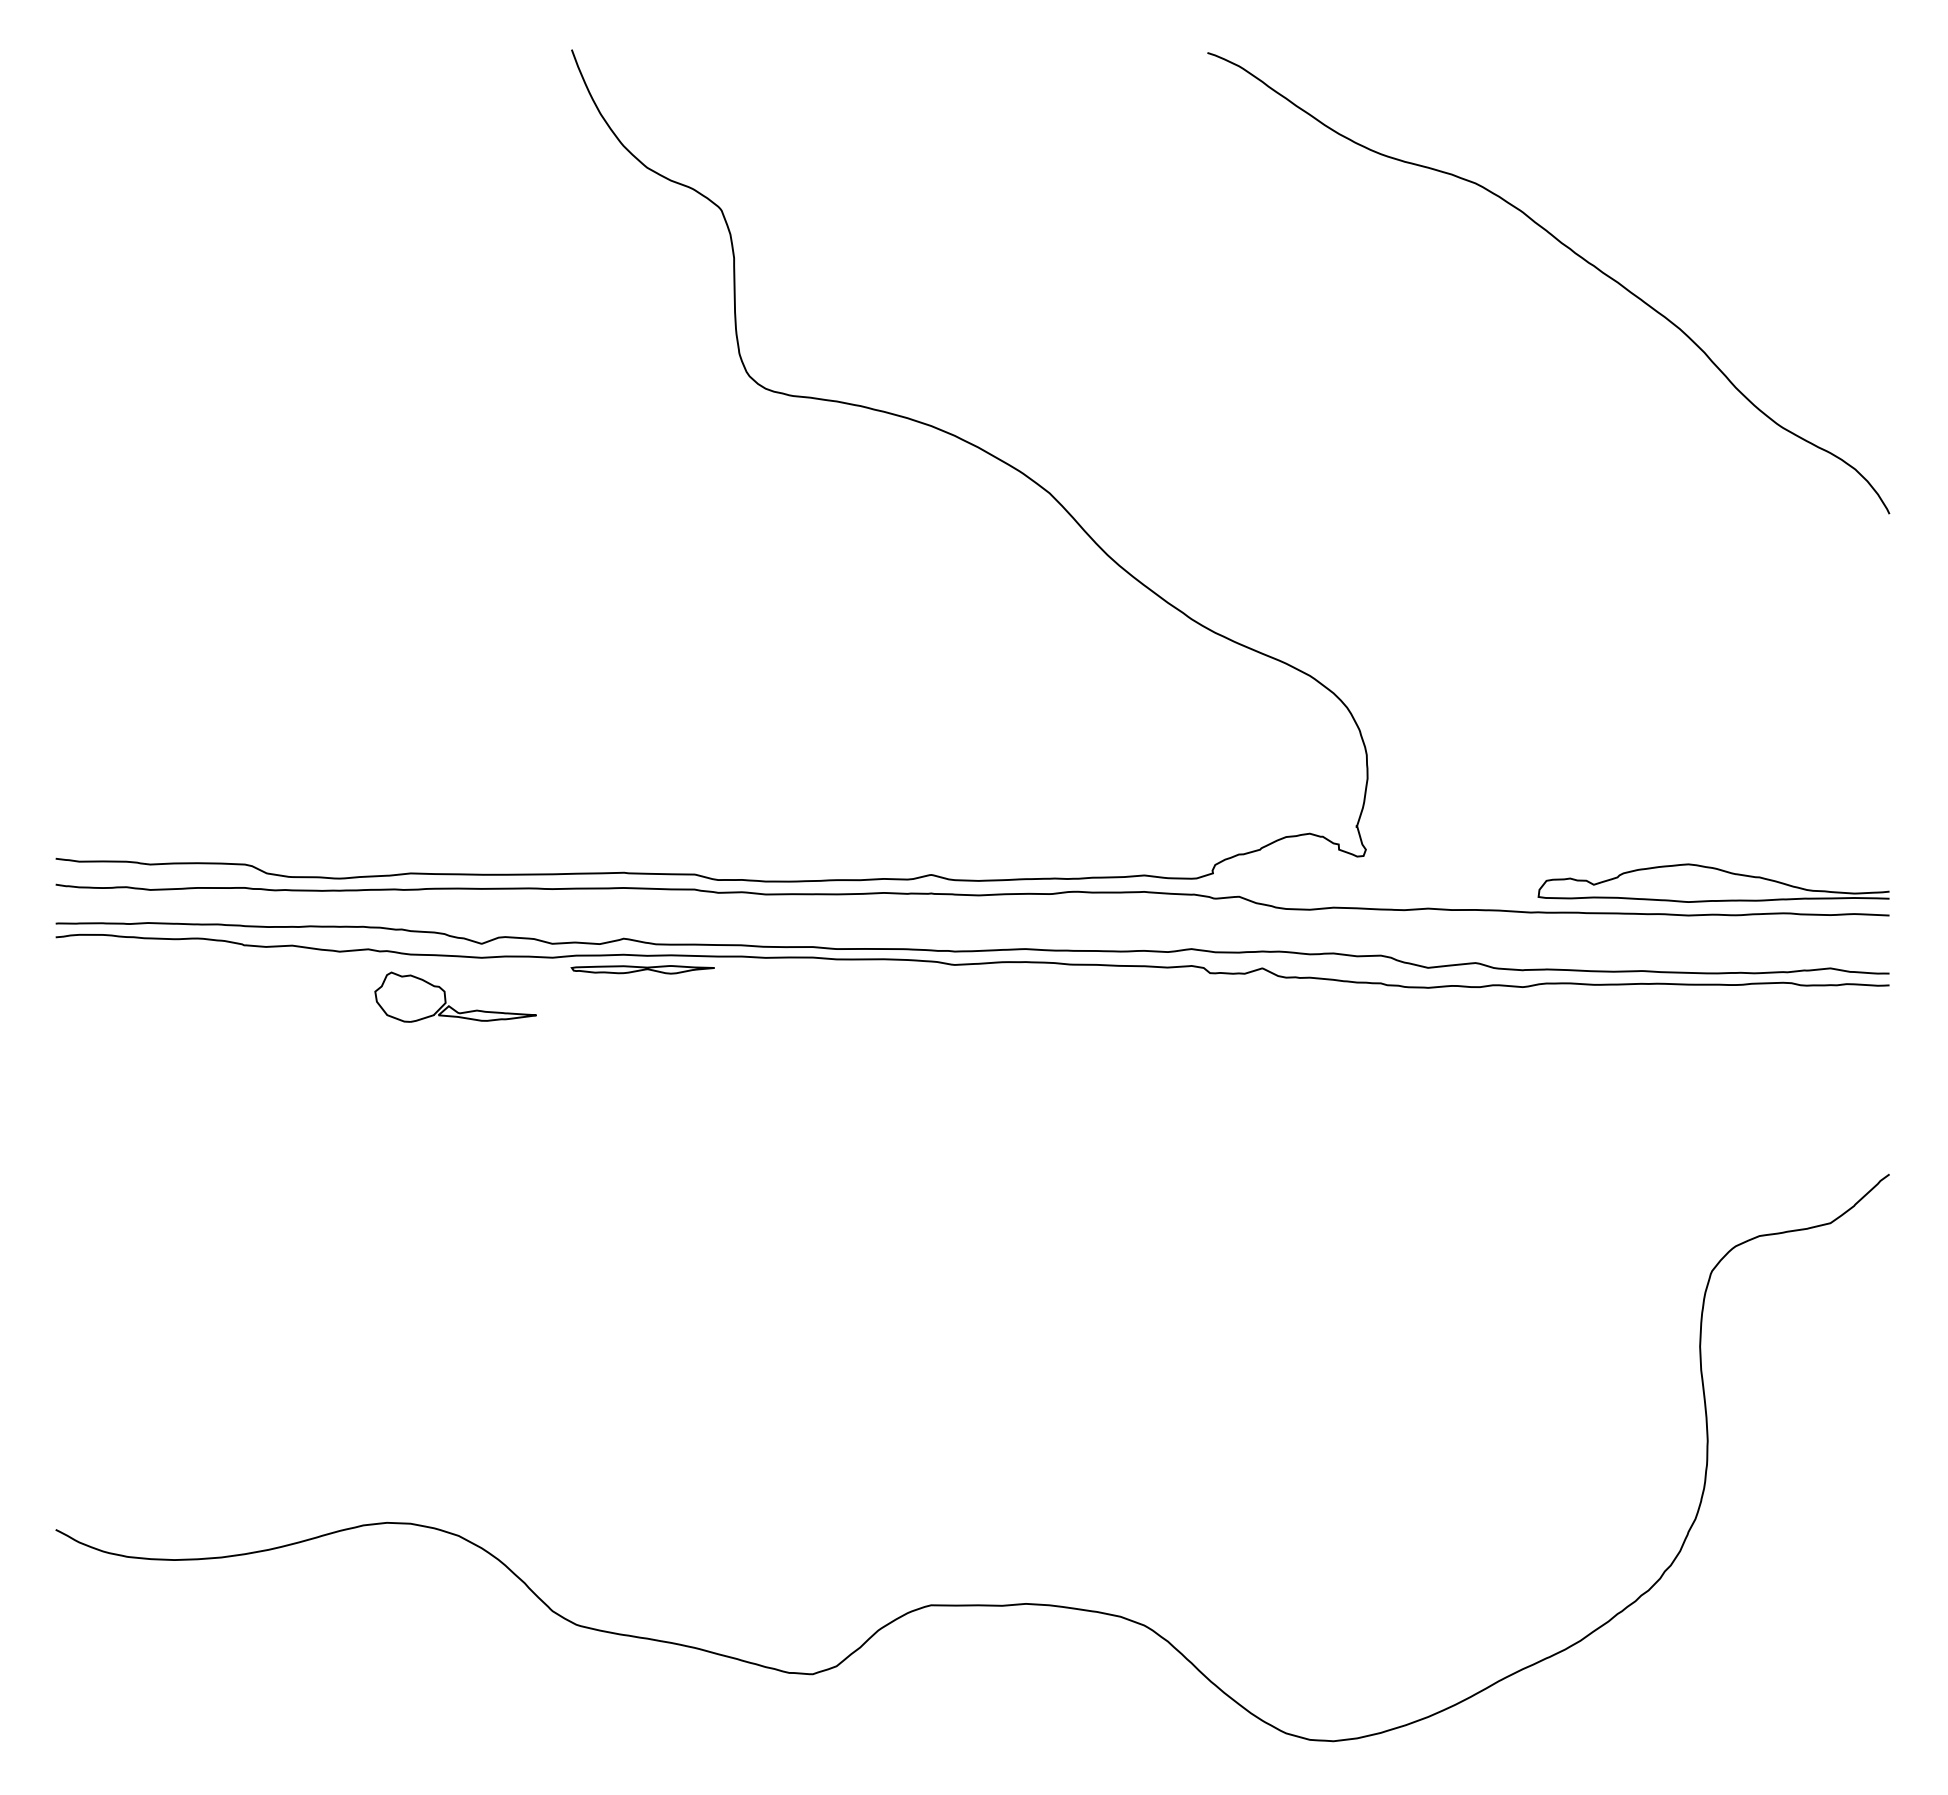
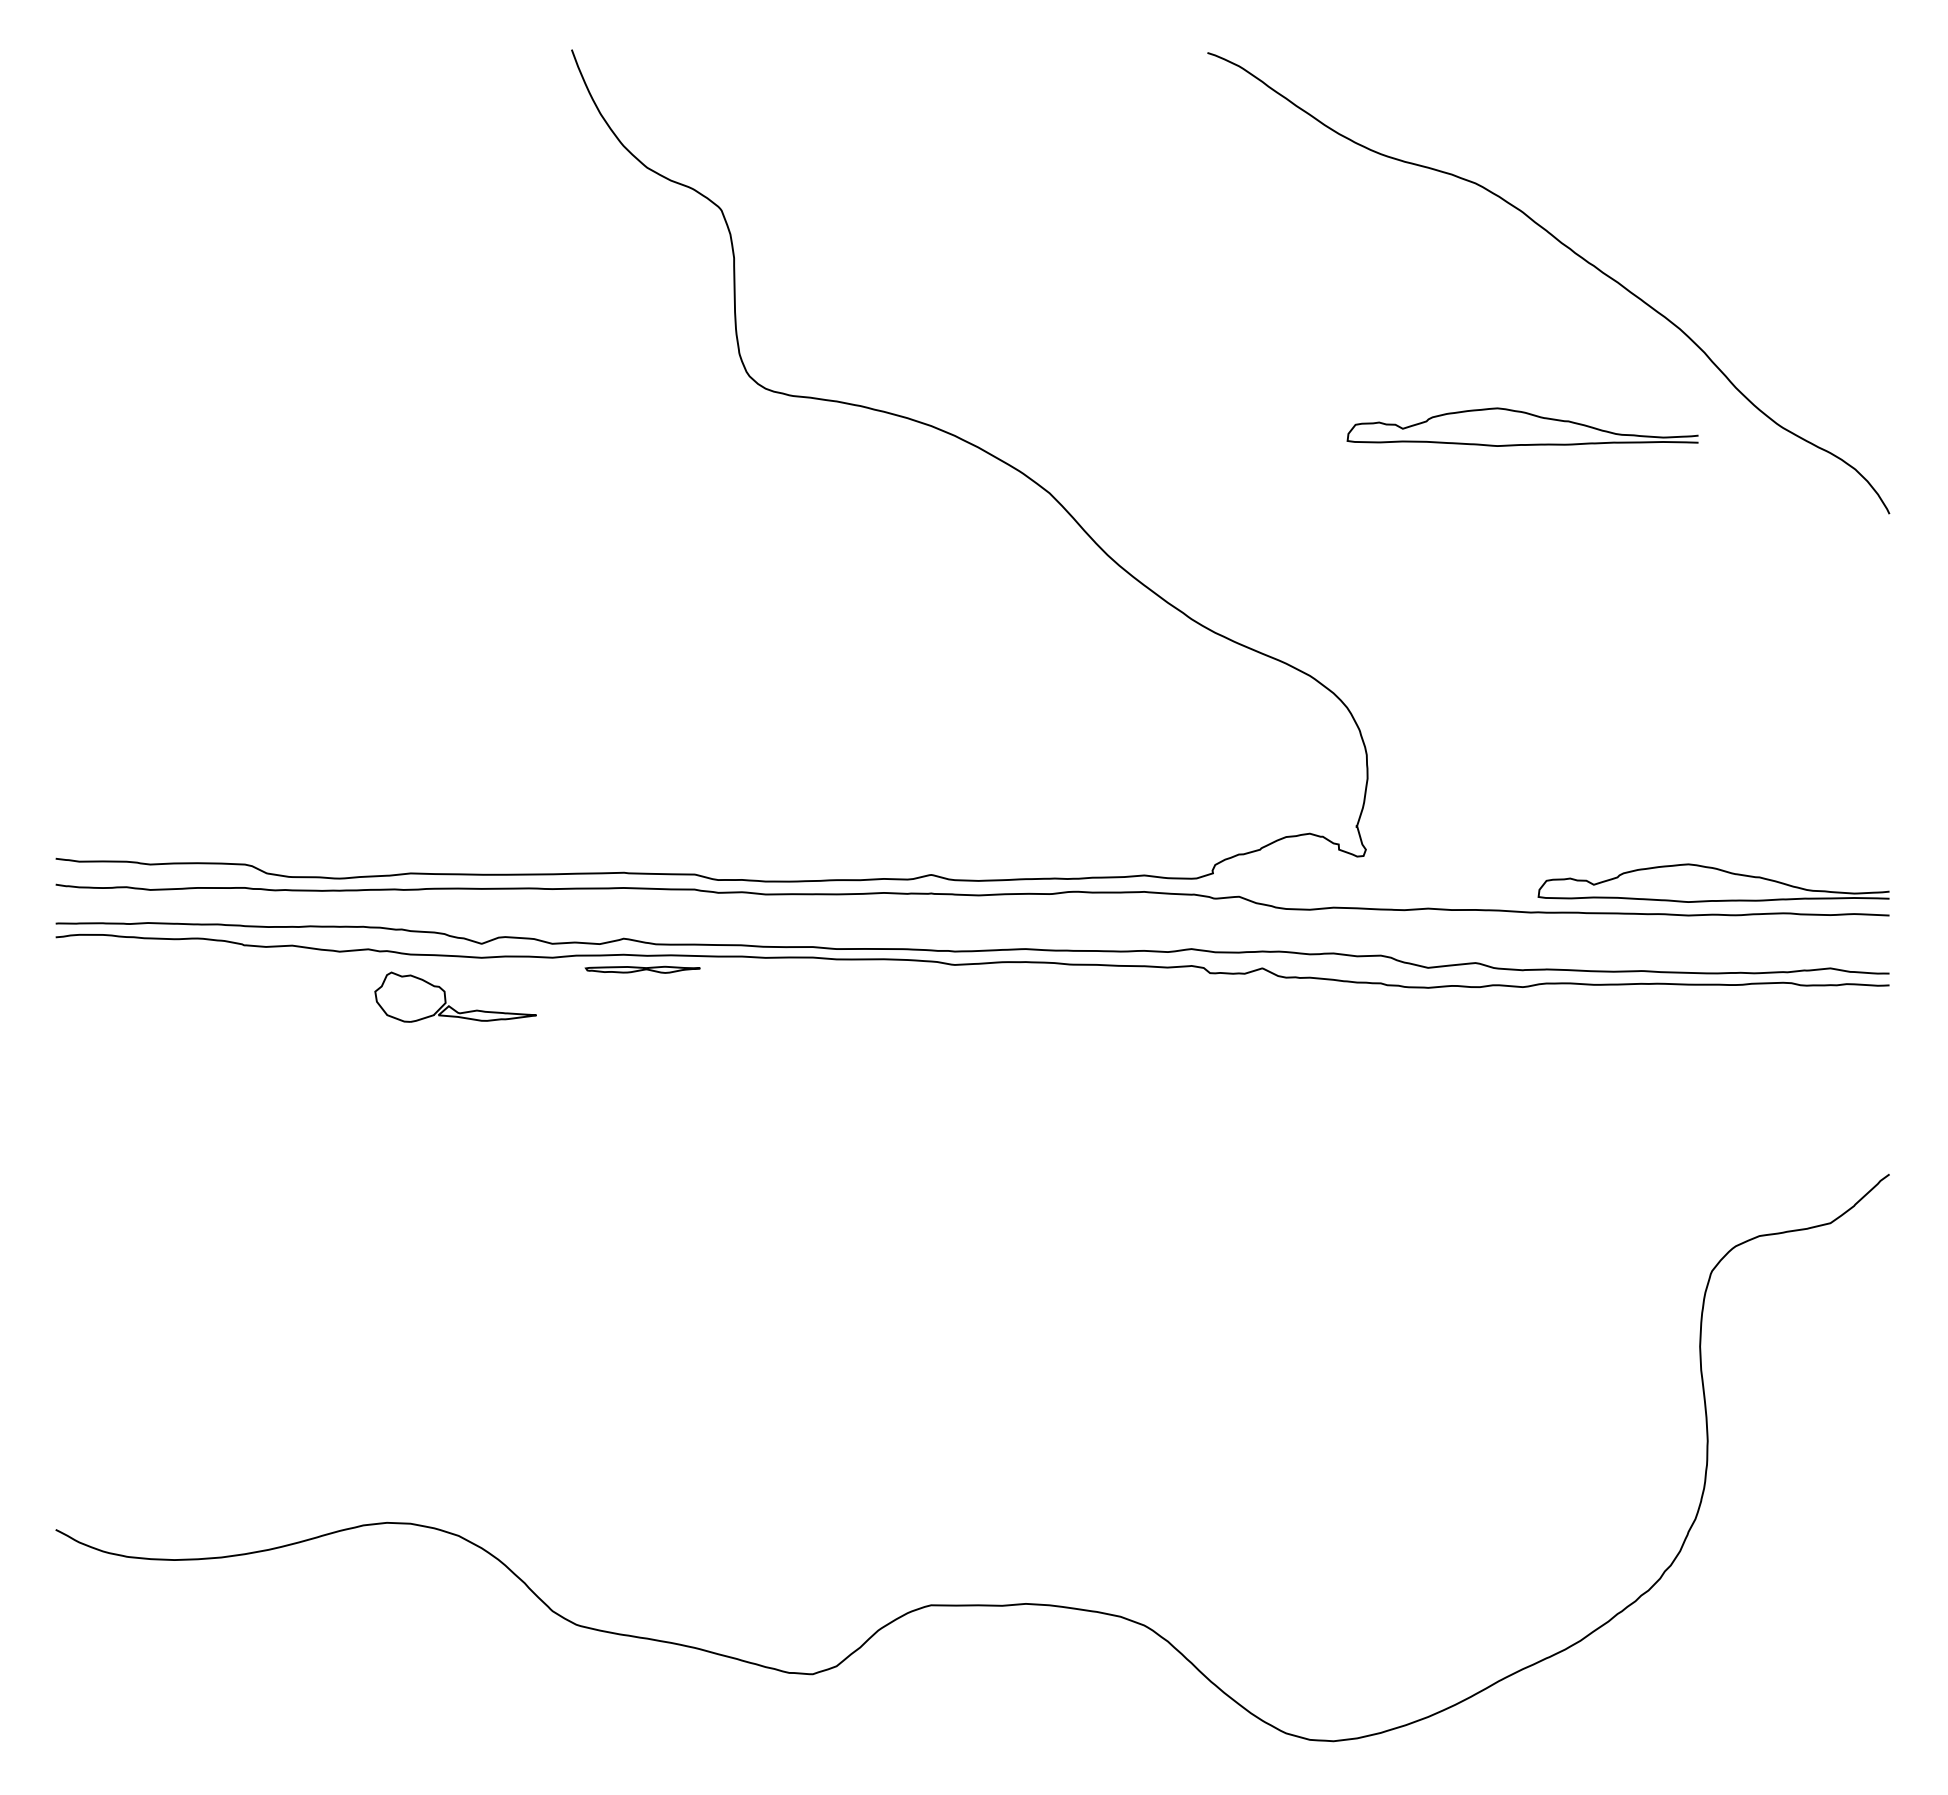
curve: none -> present (1526, 414)
part size: 145x10 px -> 117x9 px (642, 969)
